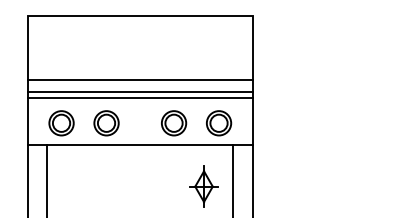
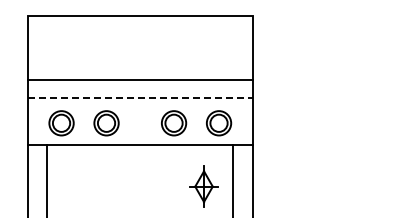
line: present -> none (139, 92)
line: solid -> dashed (140, 98)
